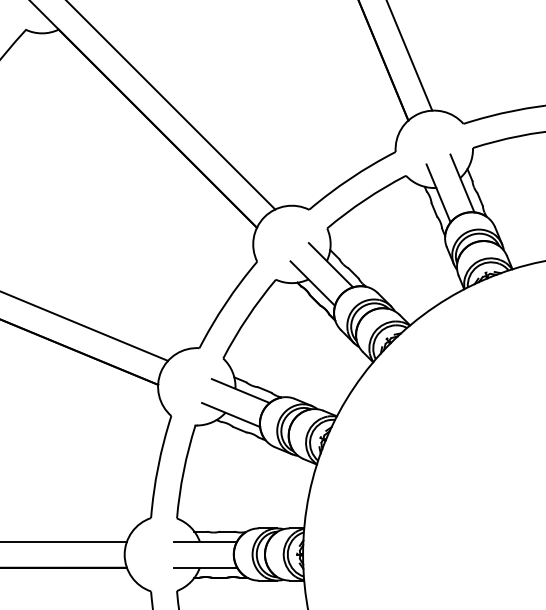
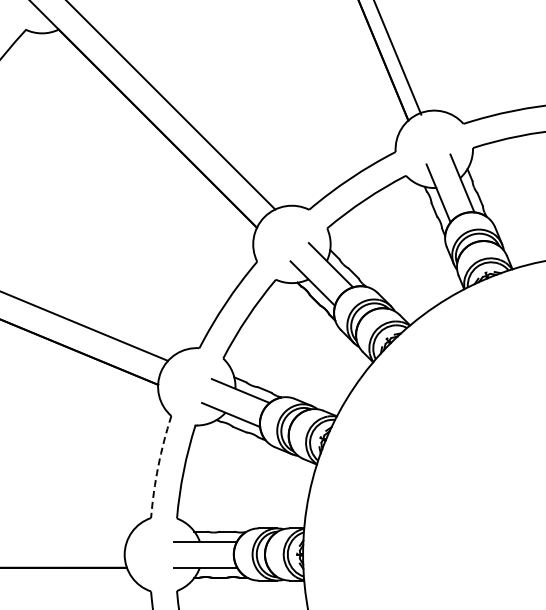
line position: (409, 56) -> (397, 58) (397, 58)
arc: solid -> dashed (158, 466)
line: present -> none (64, 541)
